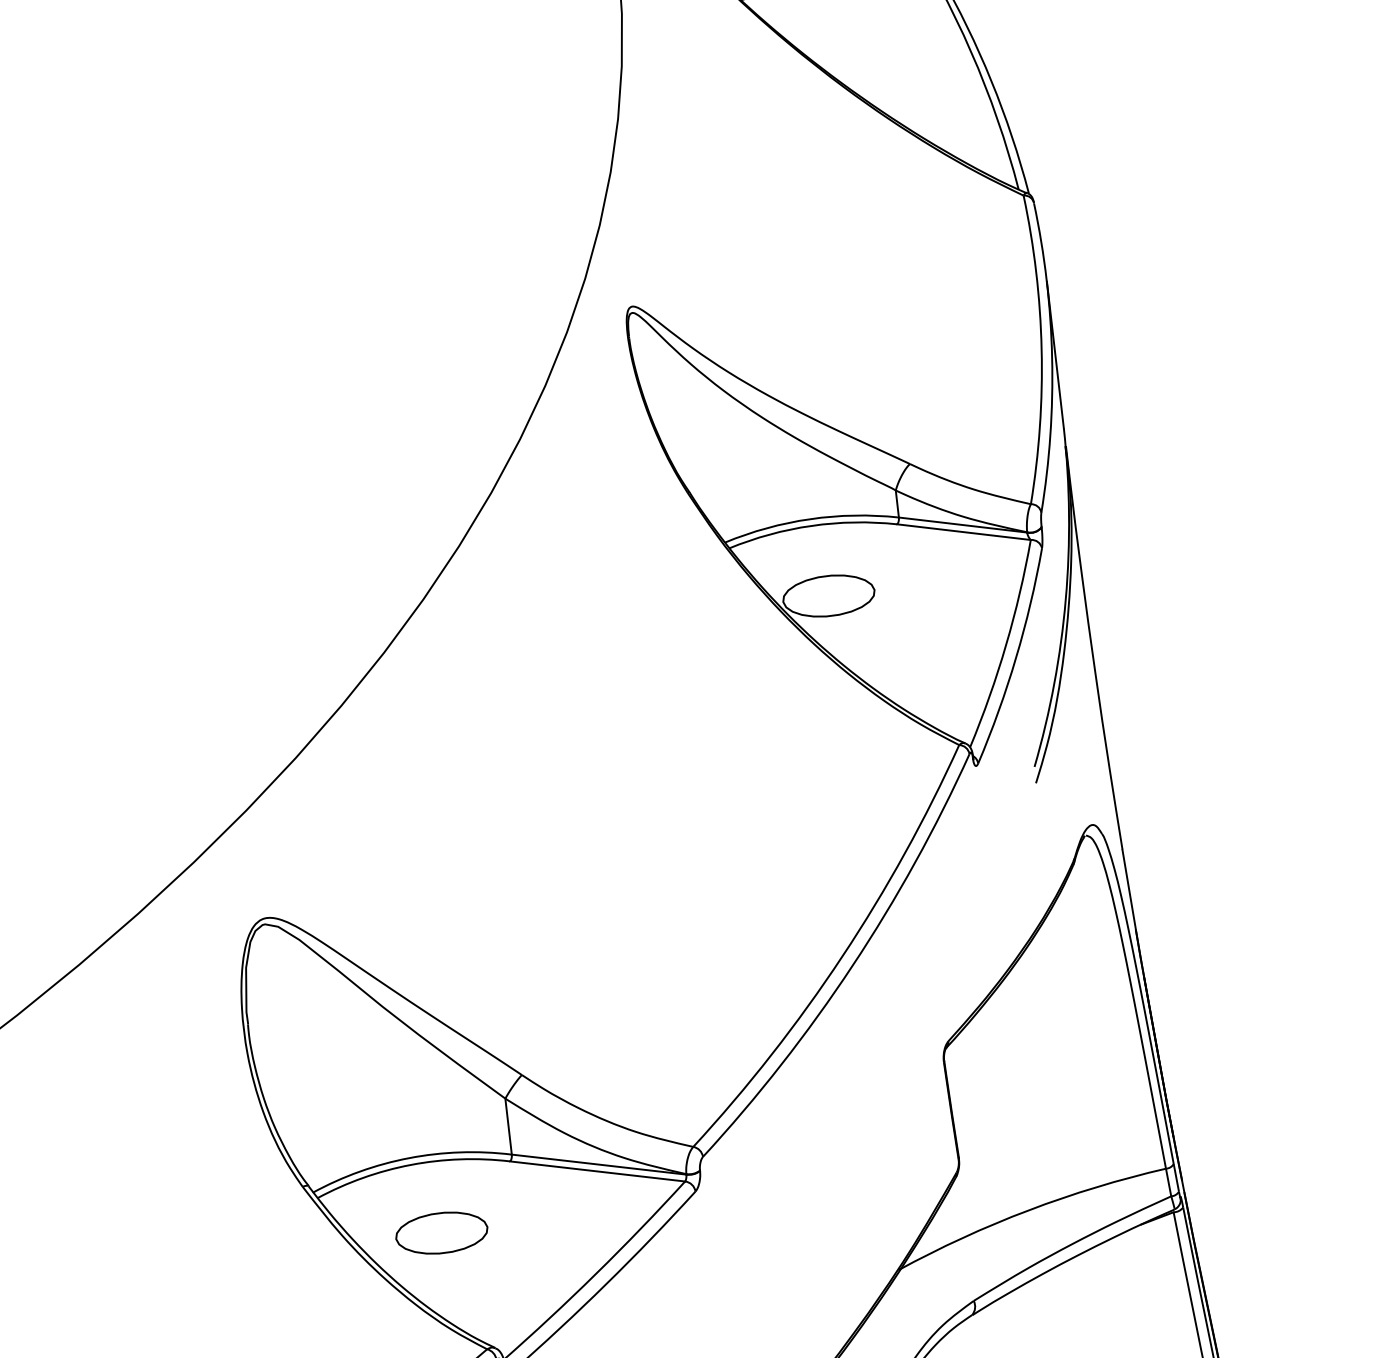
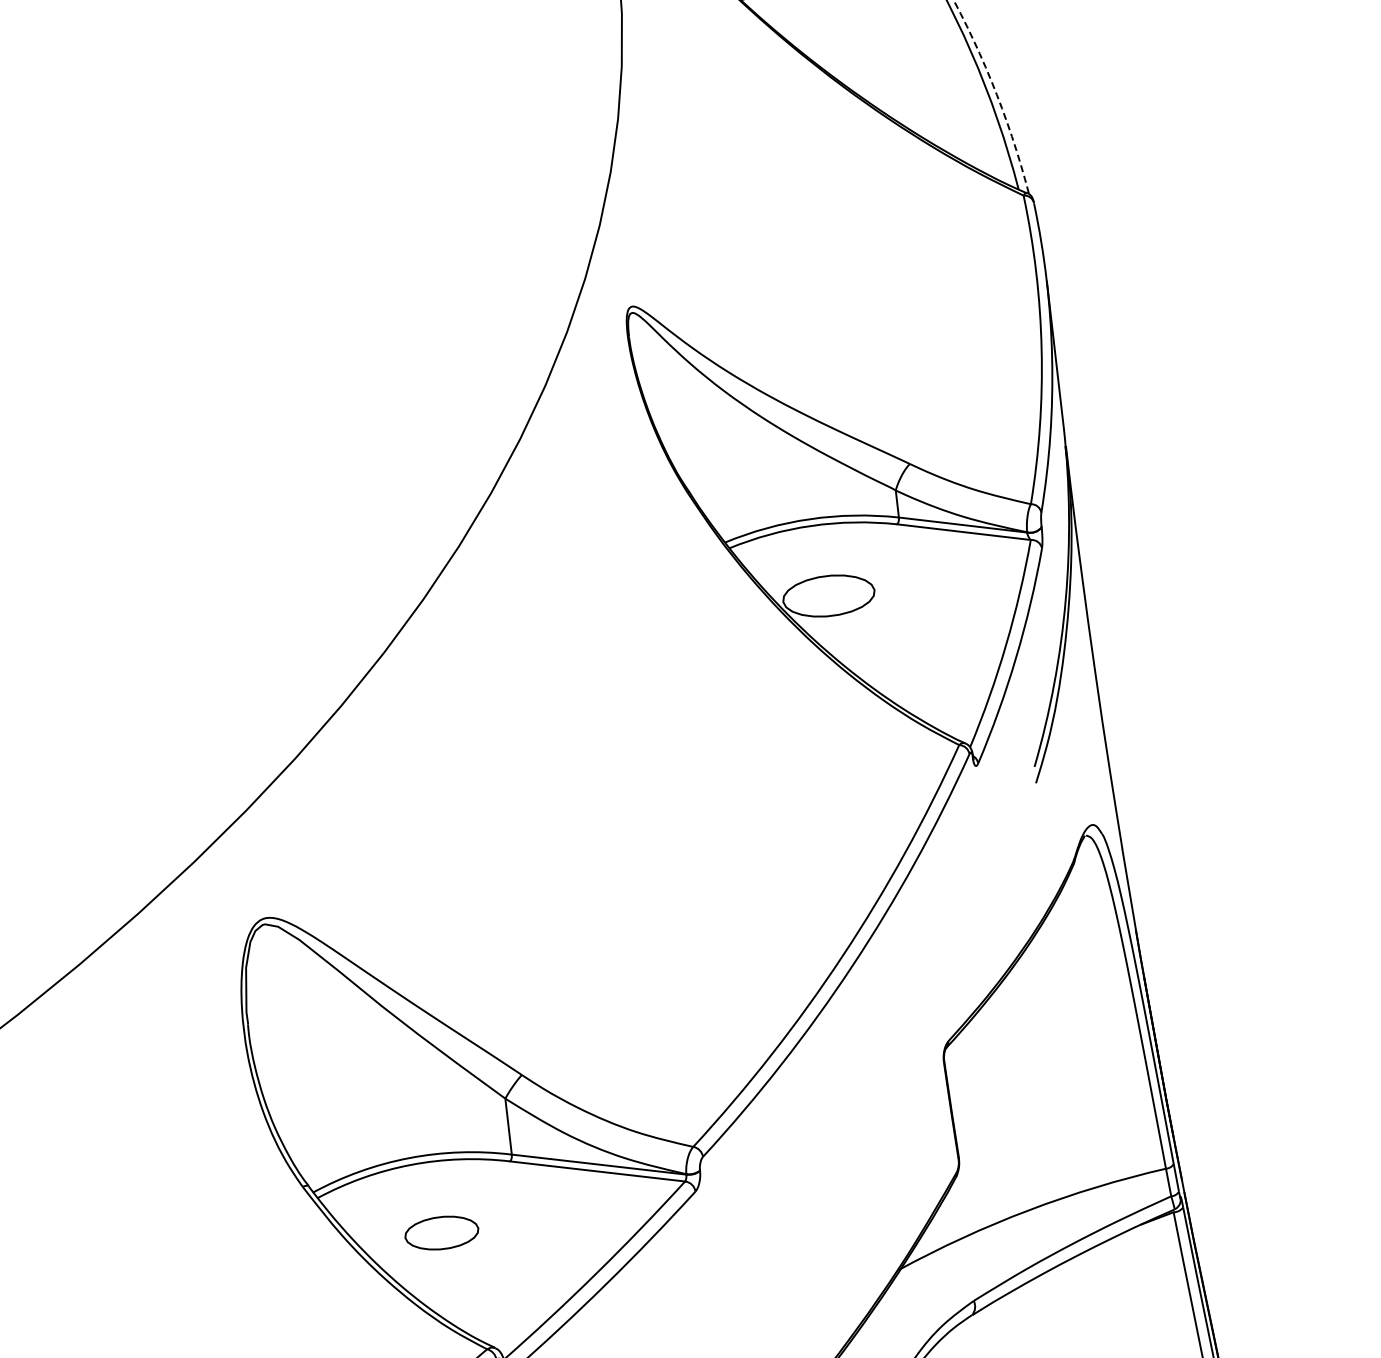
arc: solid -> dashed (996, 93)
part size: 94x44 px -> 76x36 px (441, 1232)
